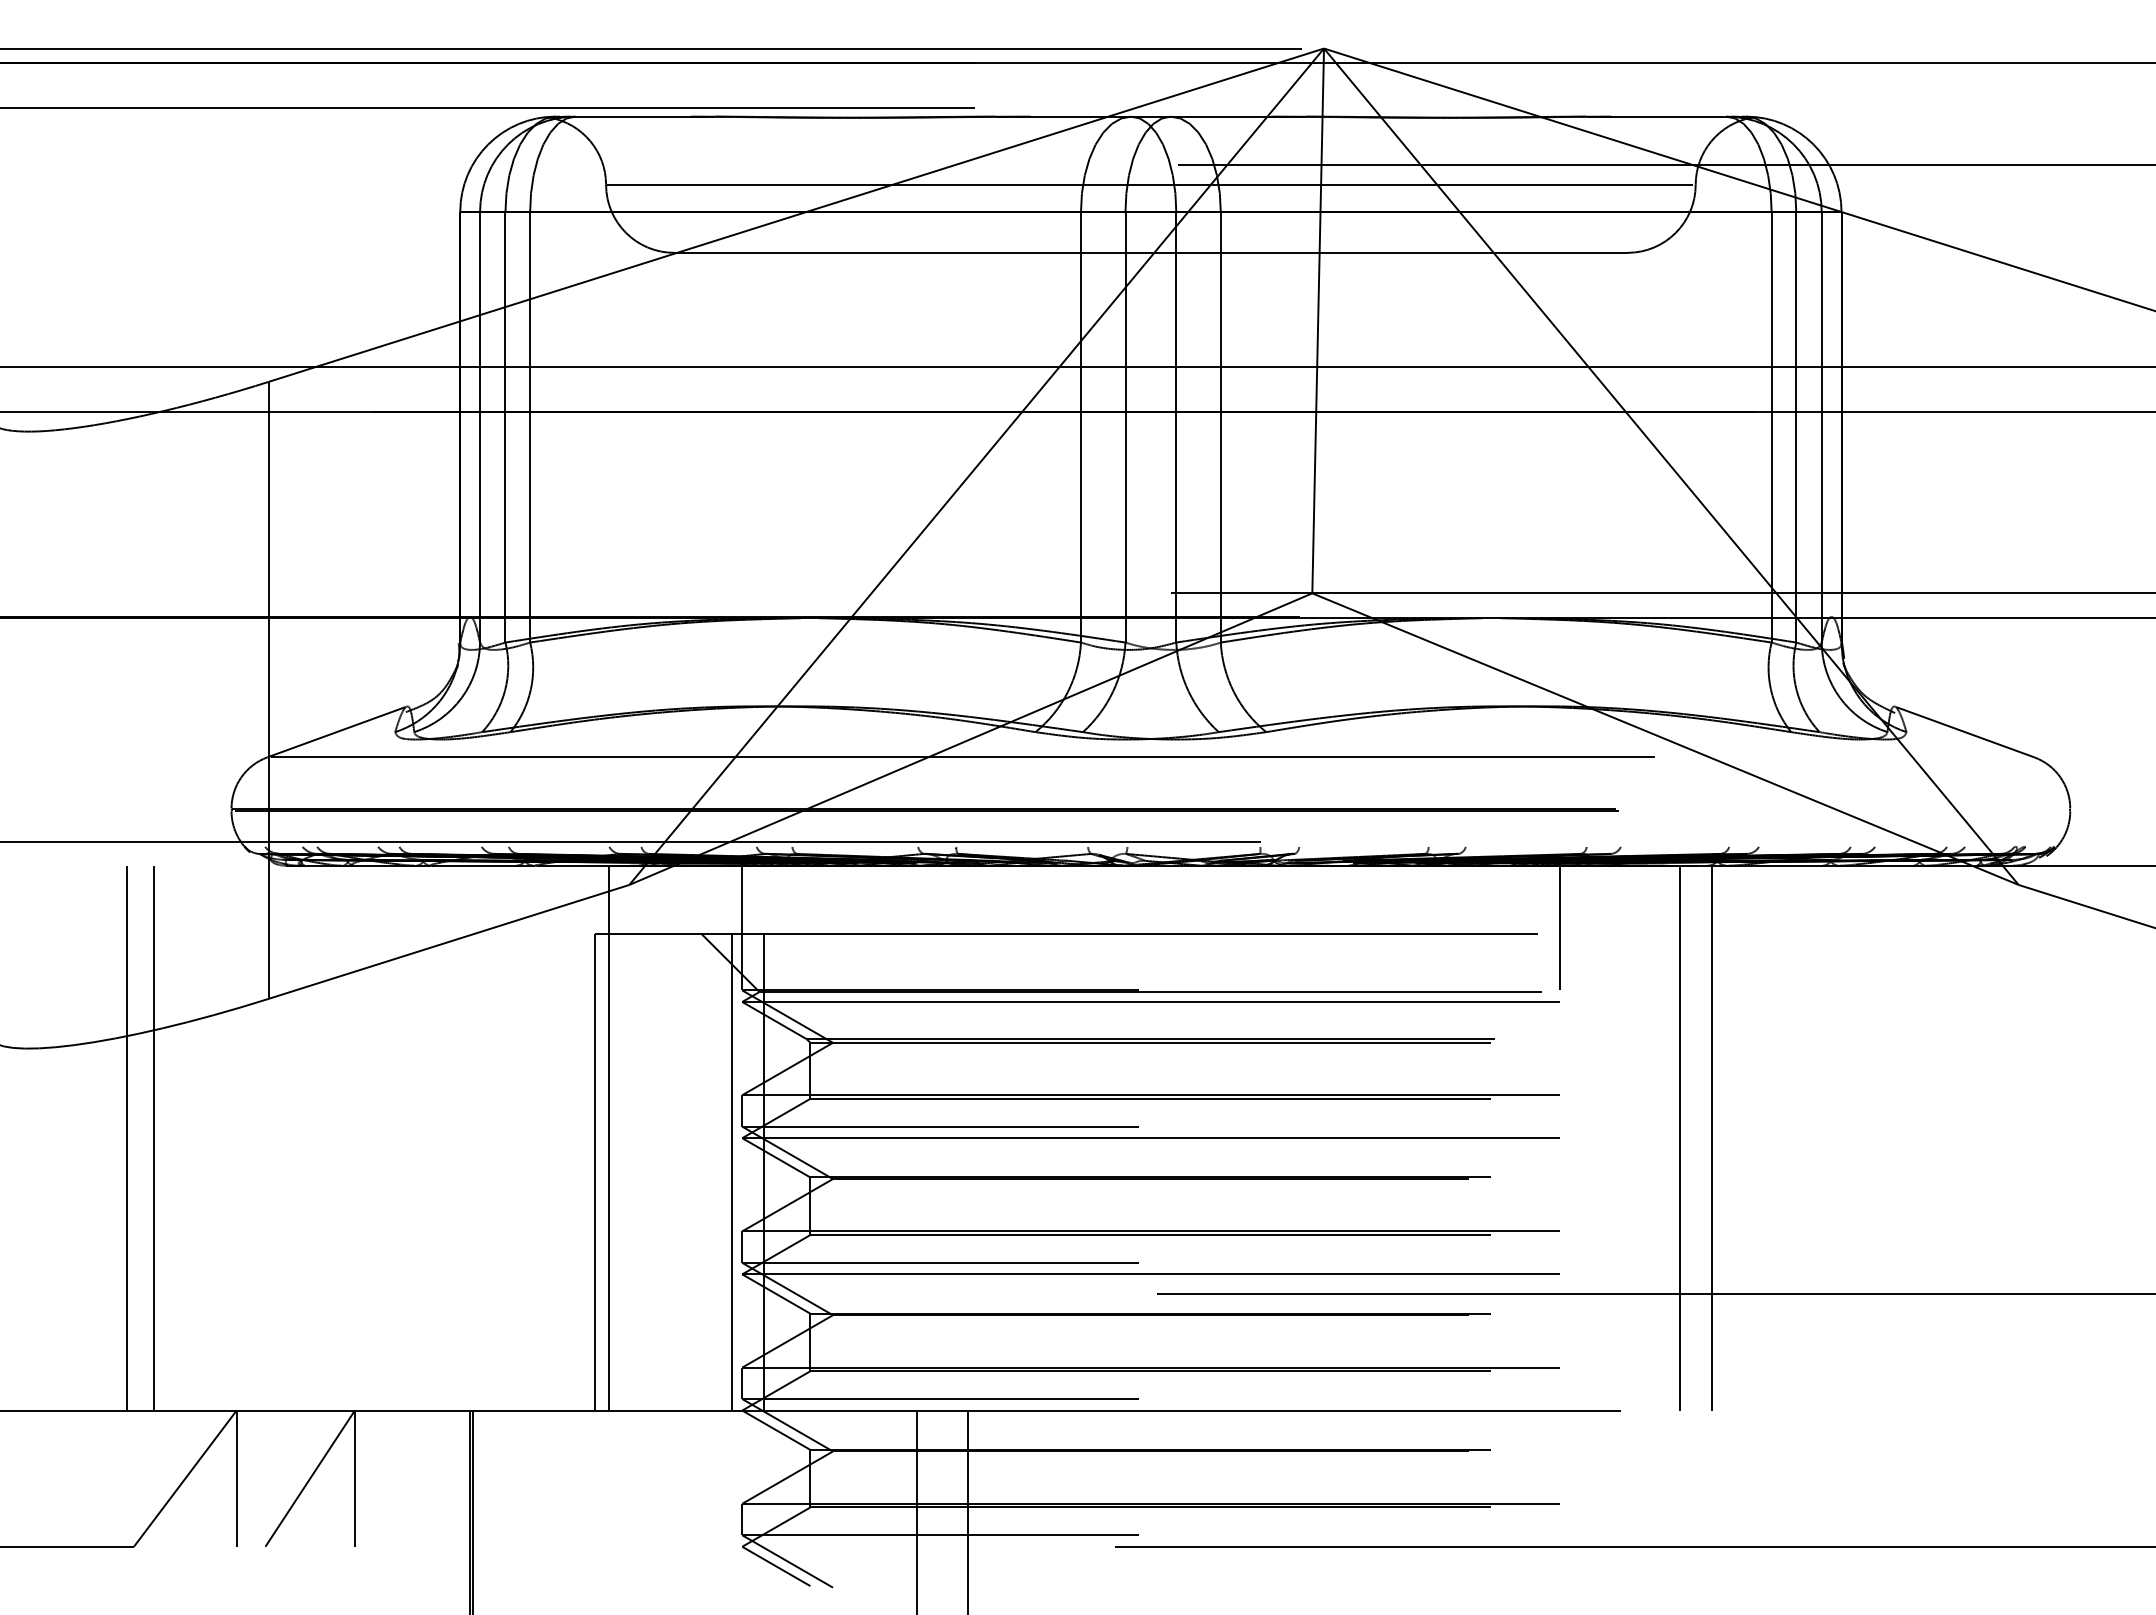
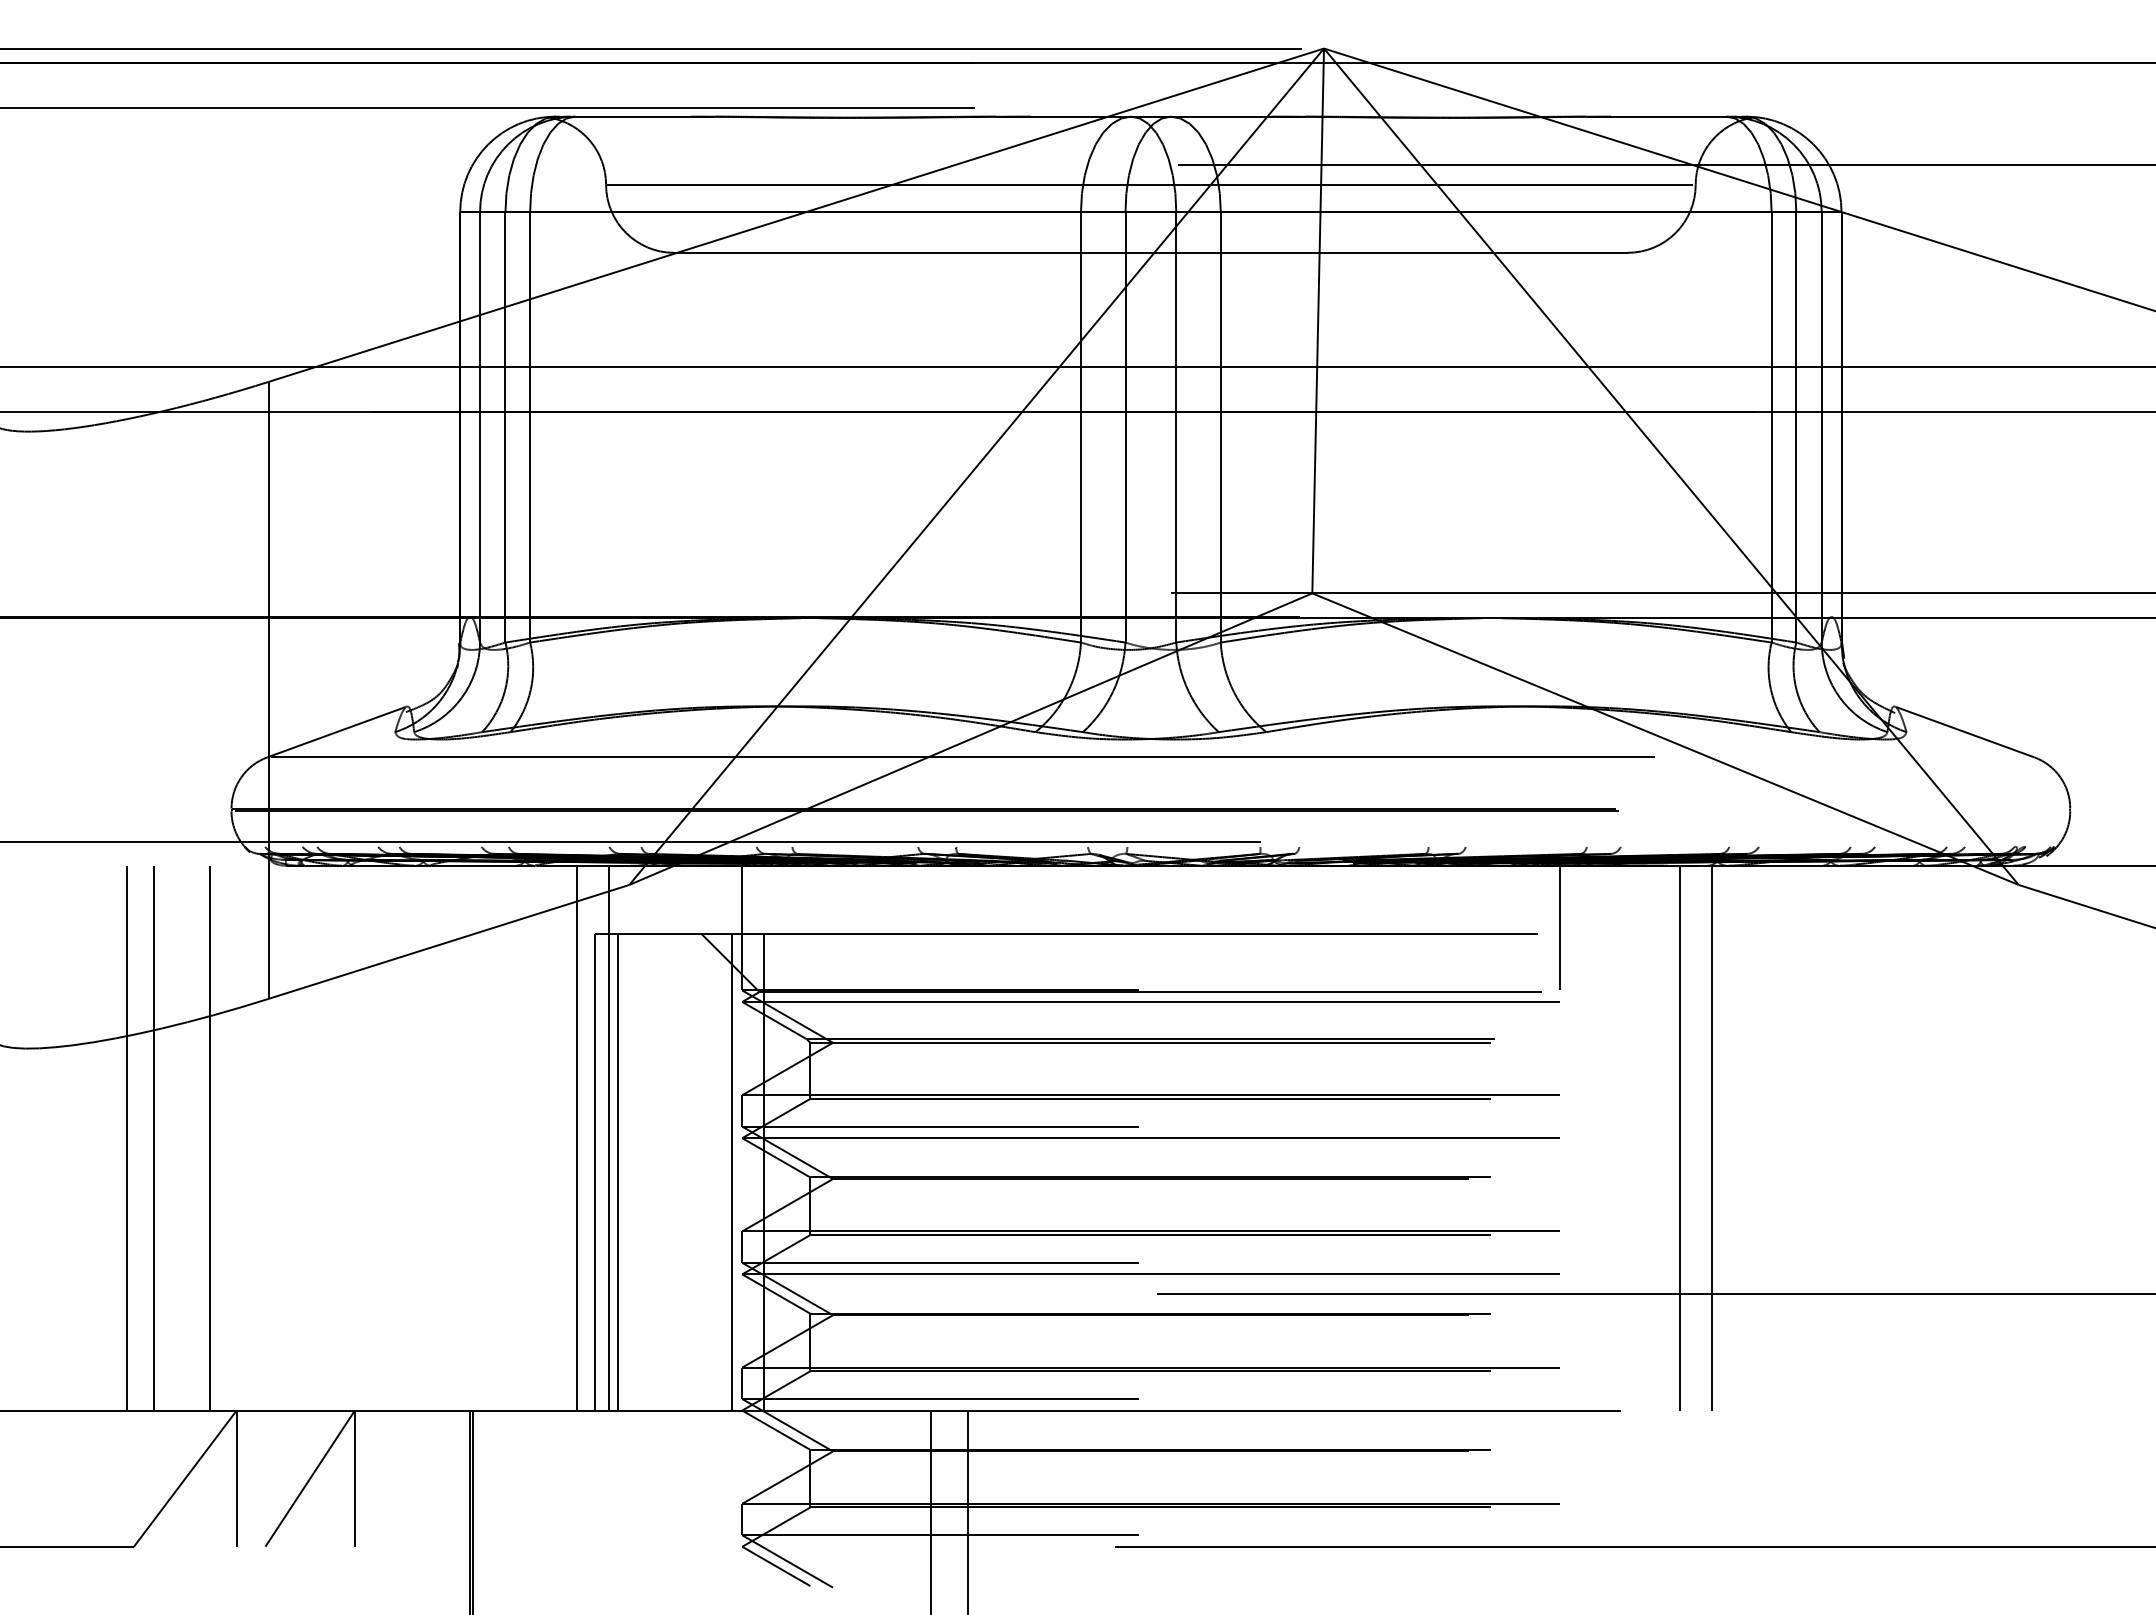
line: none -> present (209, 1137)
line: none -> present (576, 1137)
line: none -> present (618, 1171)
line position: (916, 1510) -> (930, 1510) (930, 1510)
